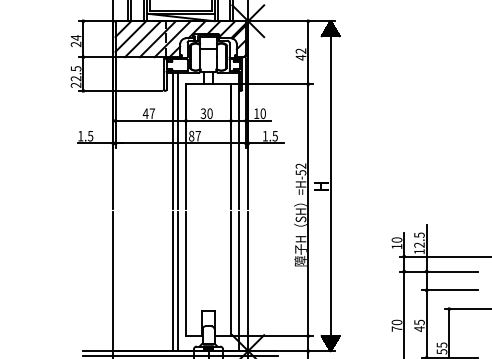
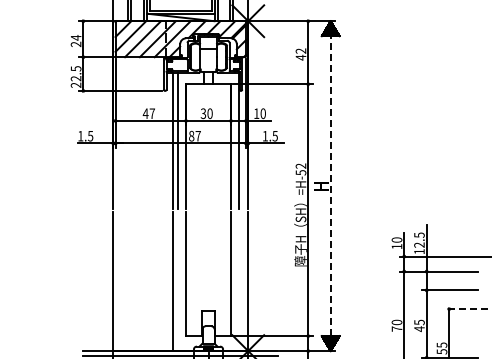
line: solid -> dashed (330, 186)
line: present -> none (177, 281)
line: present -> none (239, 281)
line: solid -> dashed (467, 309)
